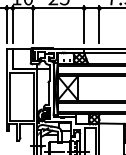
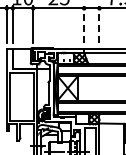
line: solid -> dashed (84, 24)
line: solid -> dashed (99, 24)
